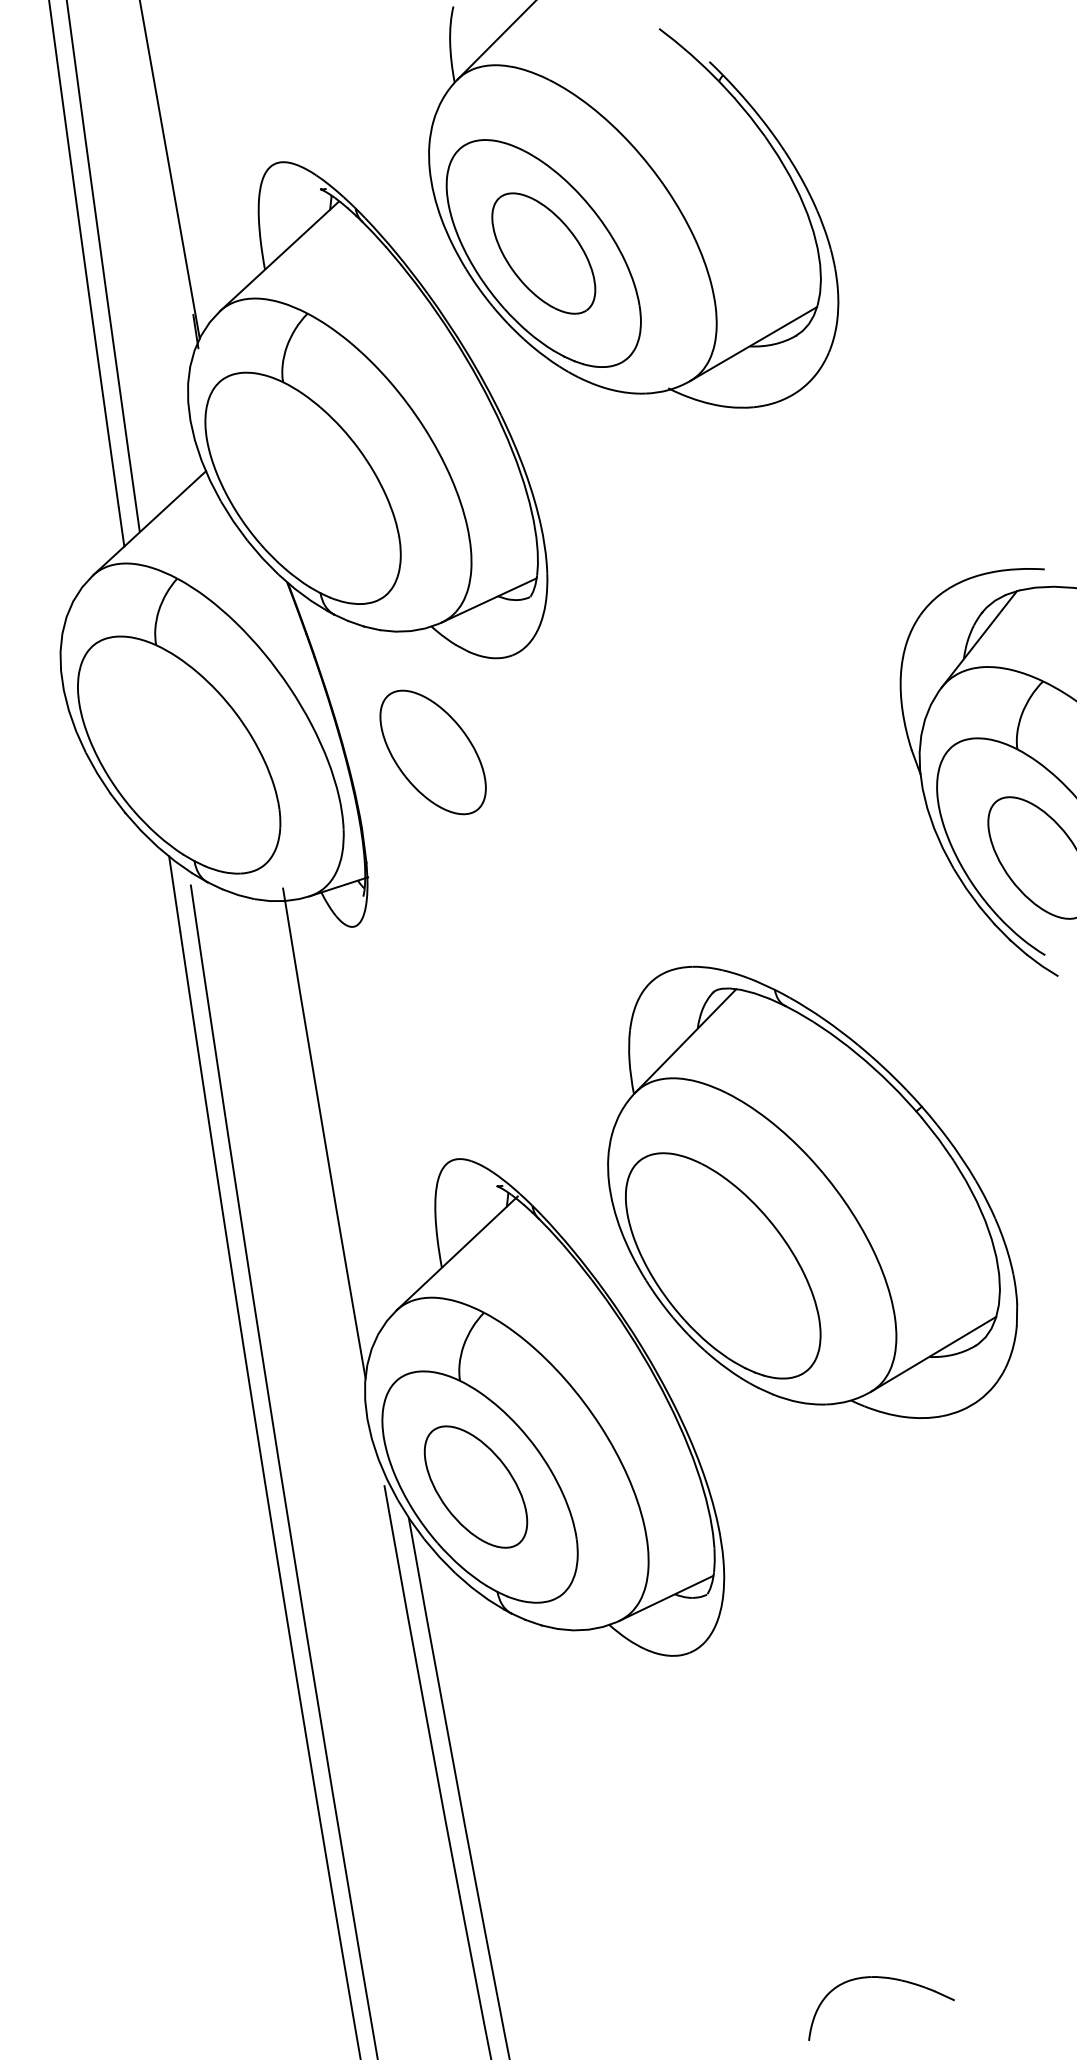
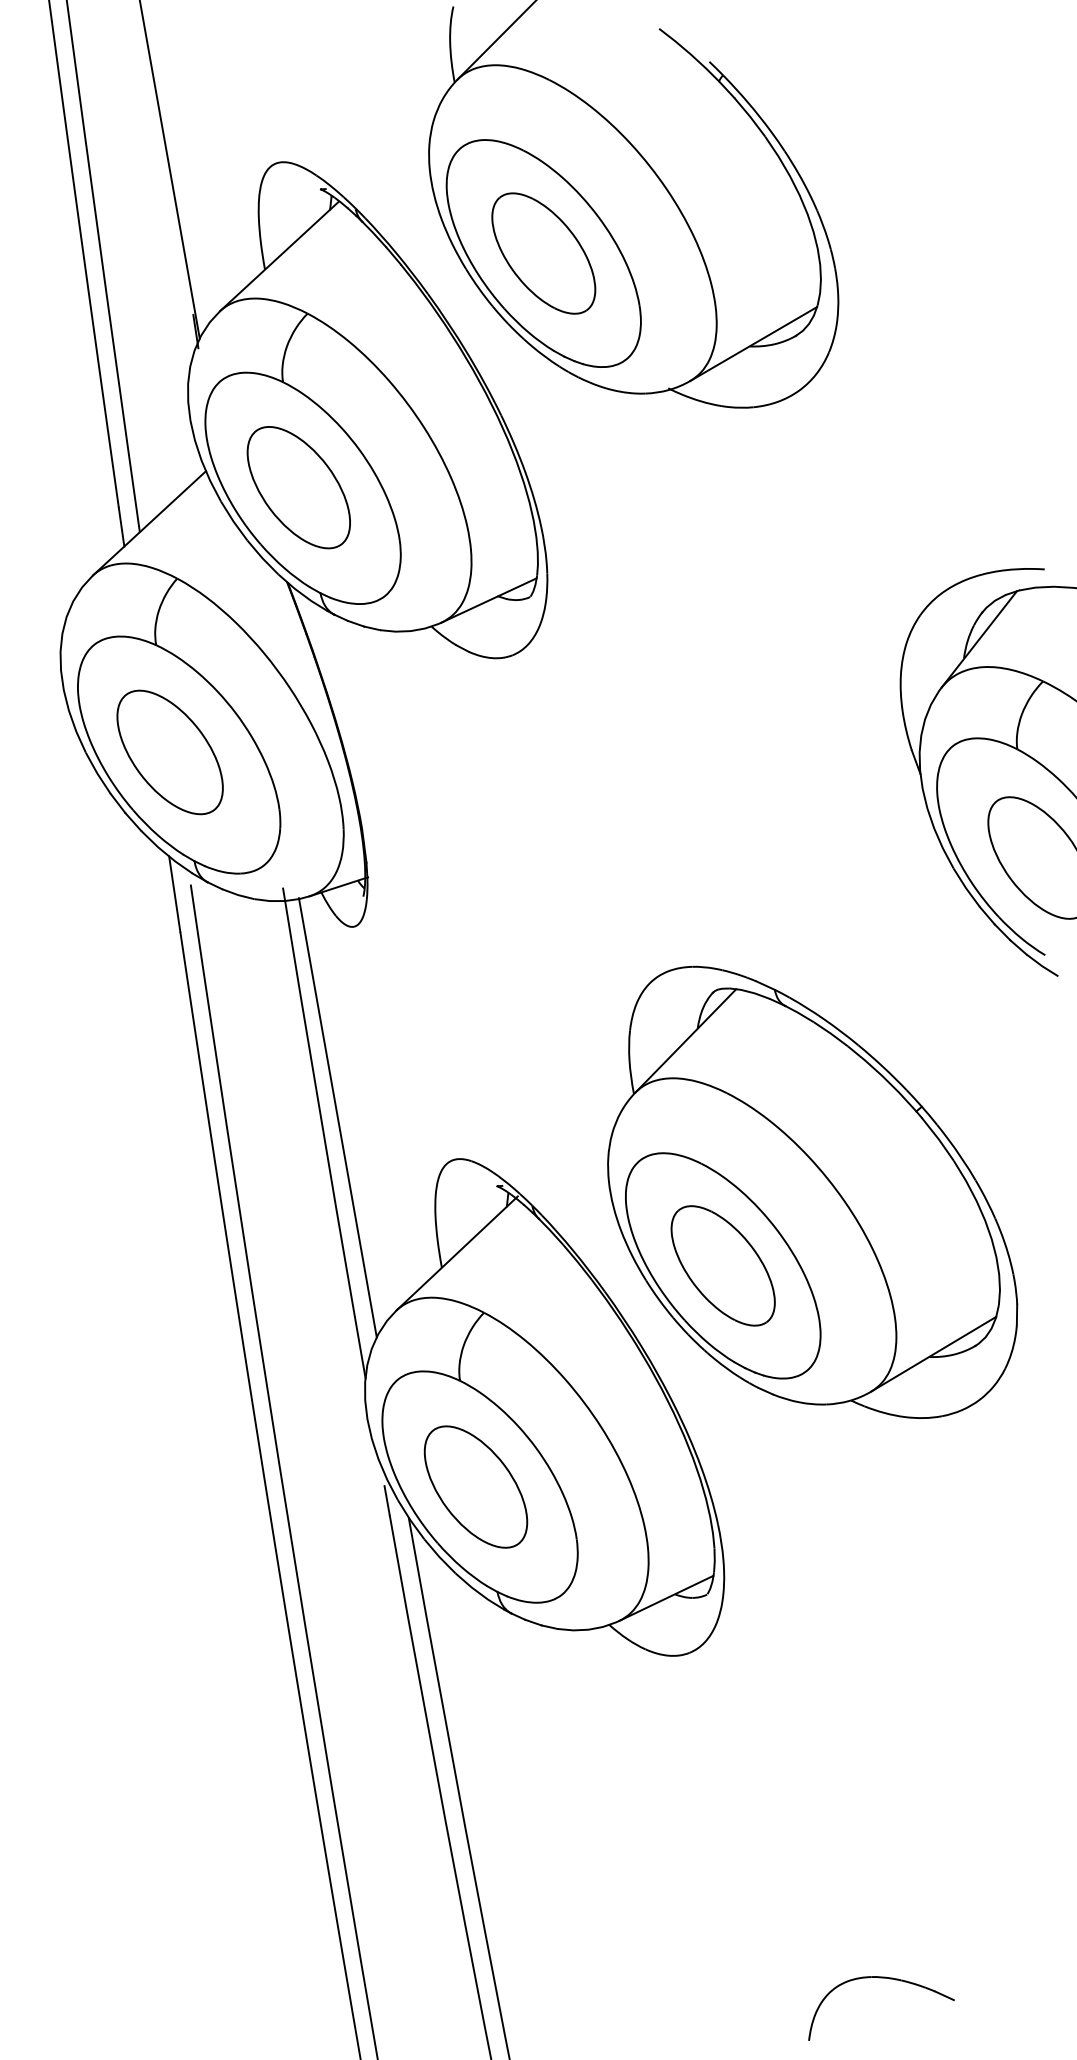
part: none -> present (298, 487)
part position: (432, 752) -> (169, 752) (169, 752)
line: none -> present (337, 1117)
part: none -> present (722, 1265)
